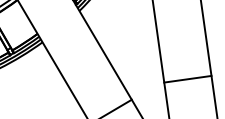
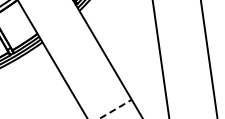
line: present -> none (187, 78)
line: solid -> dashed (115, 109)
